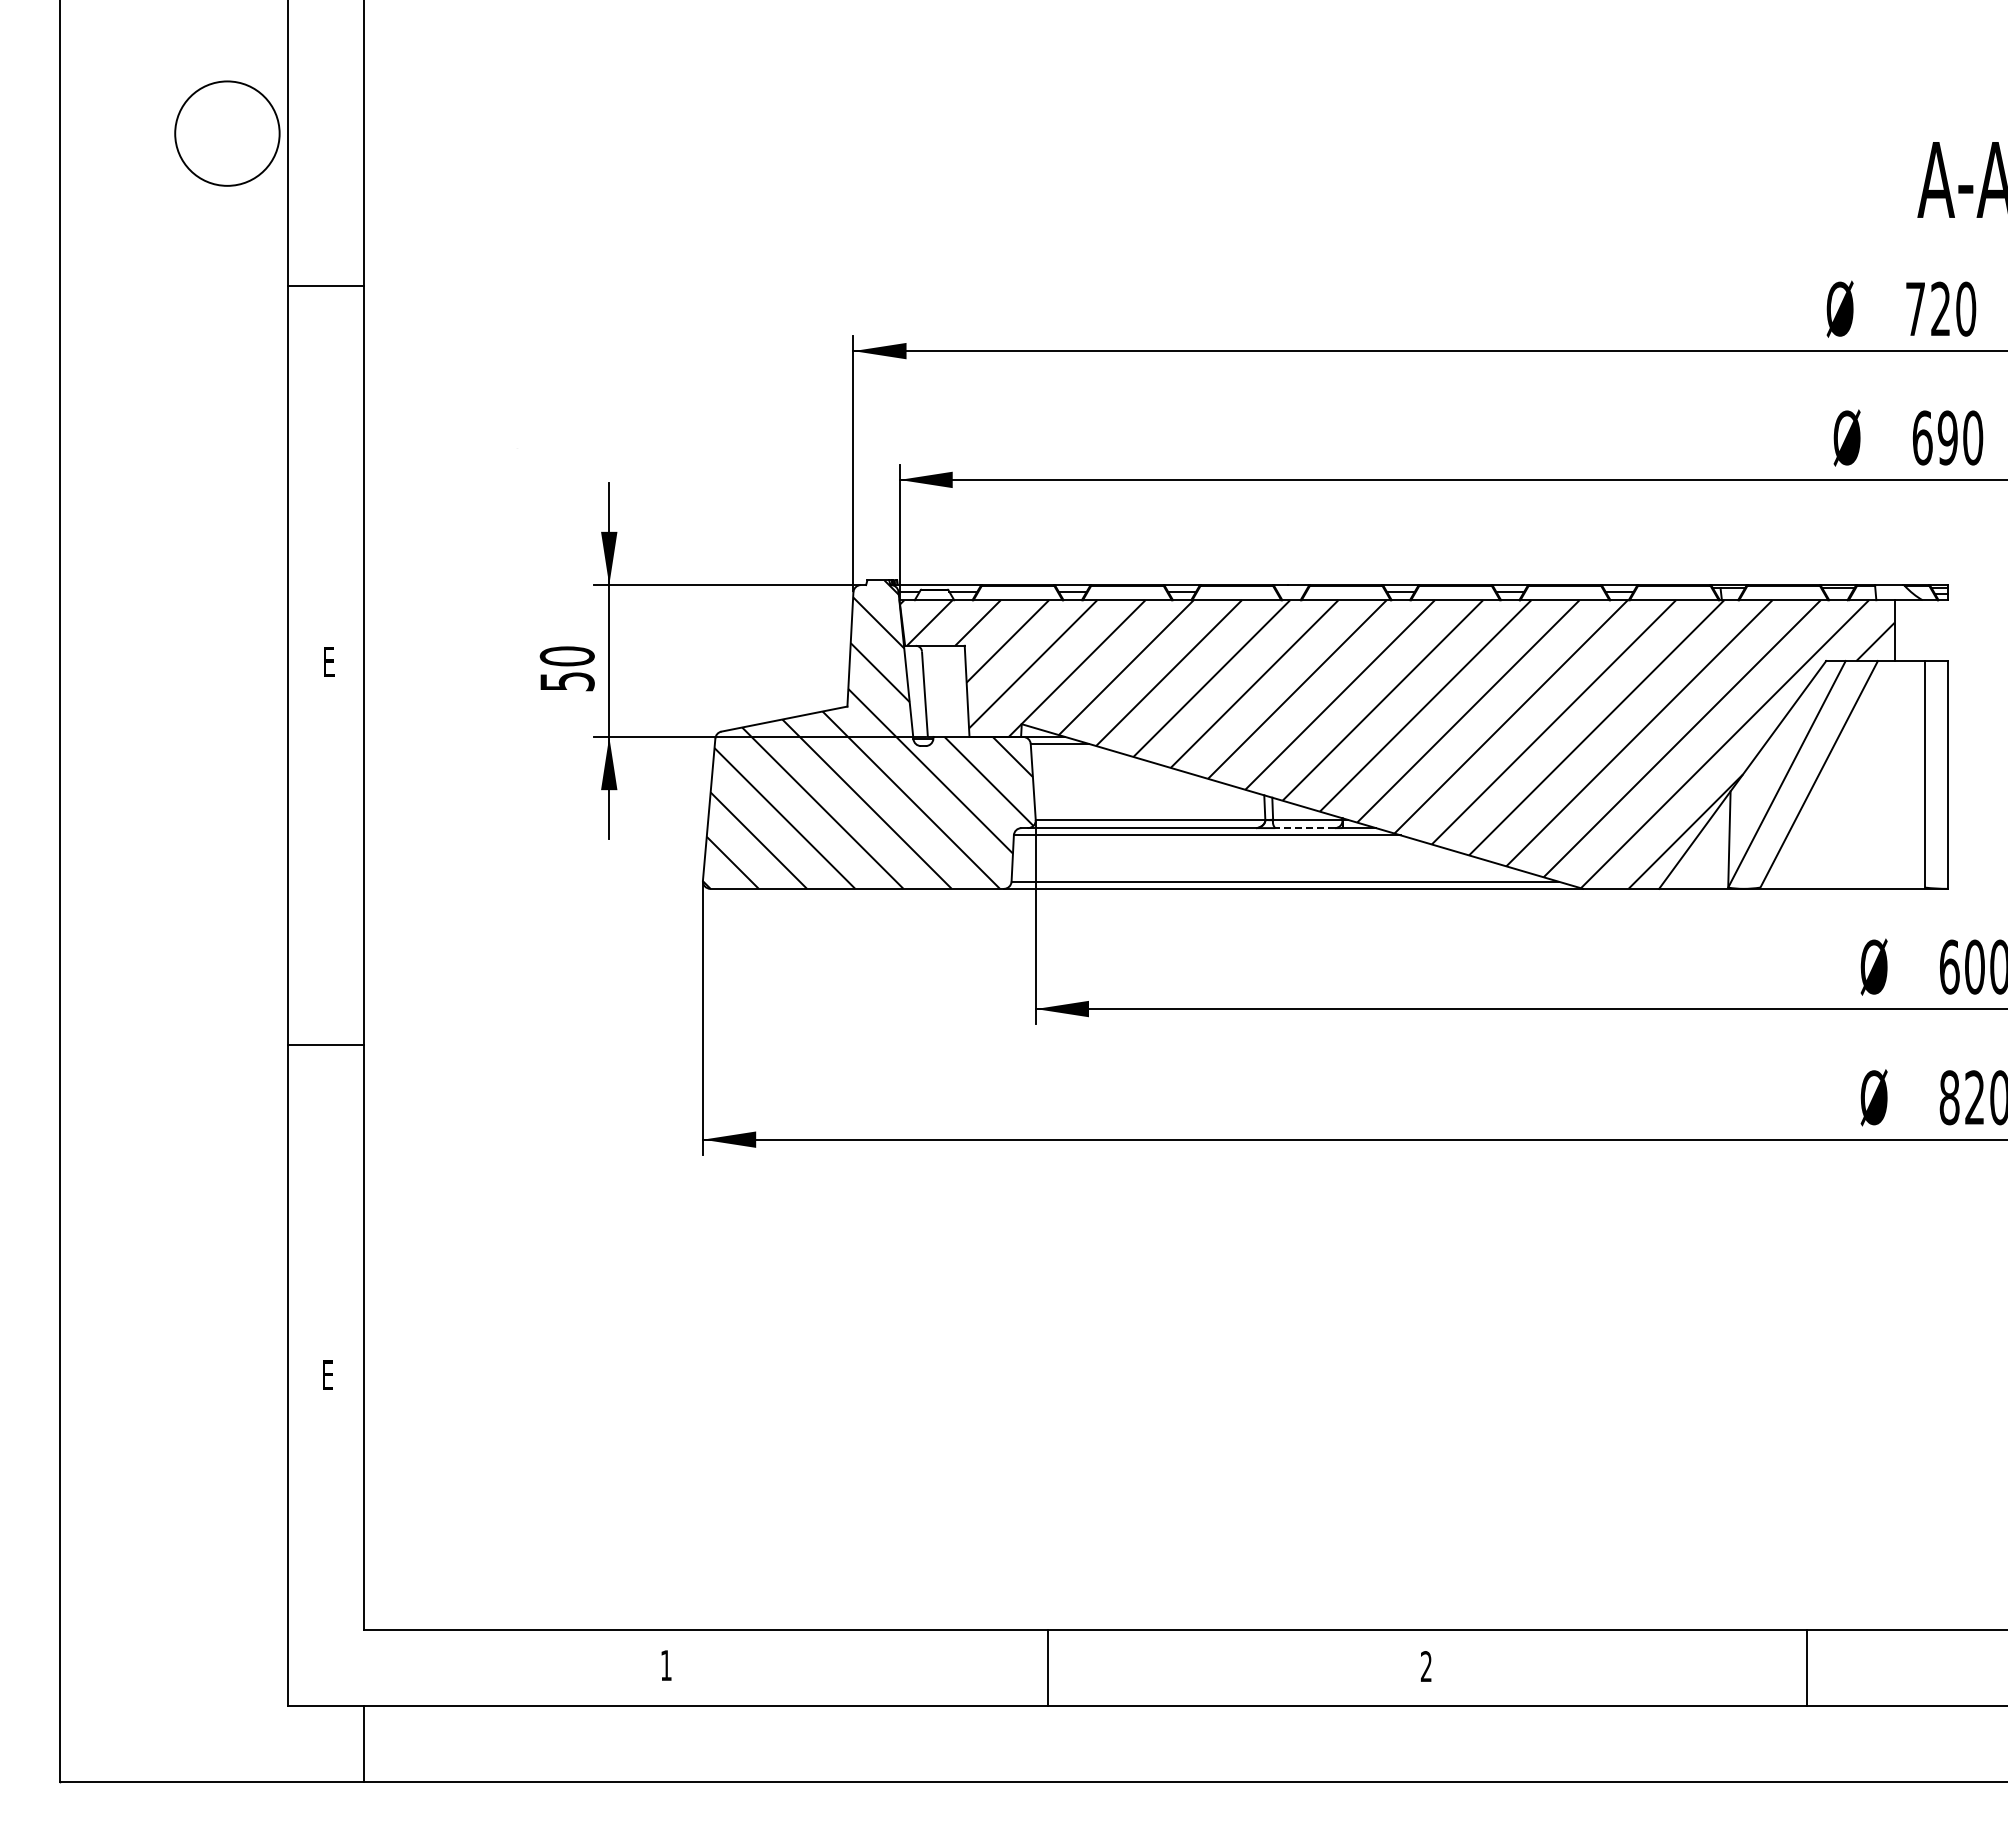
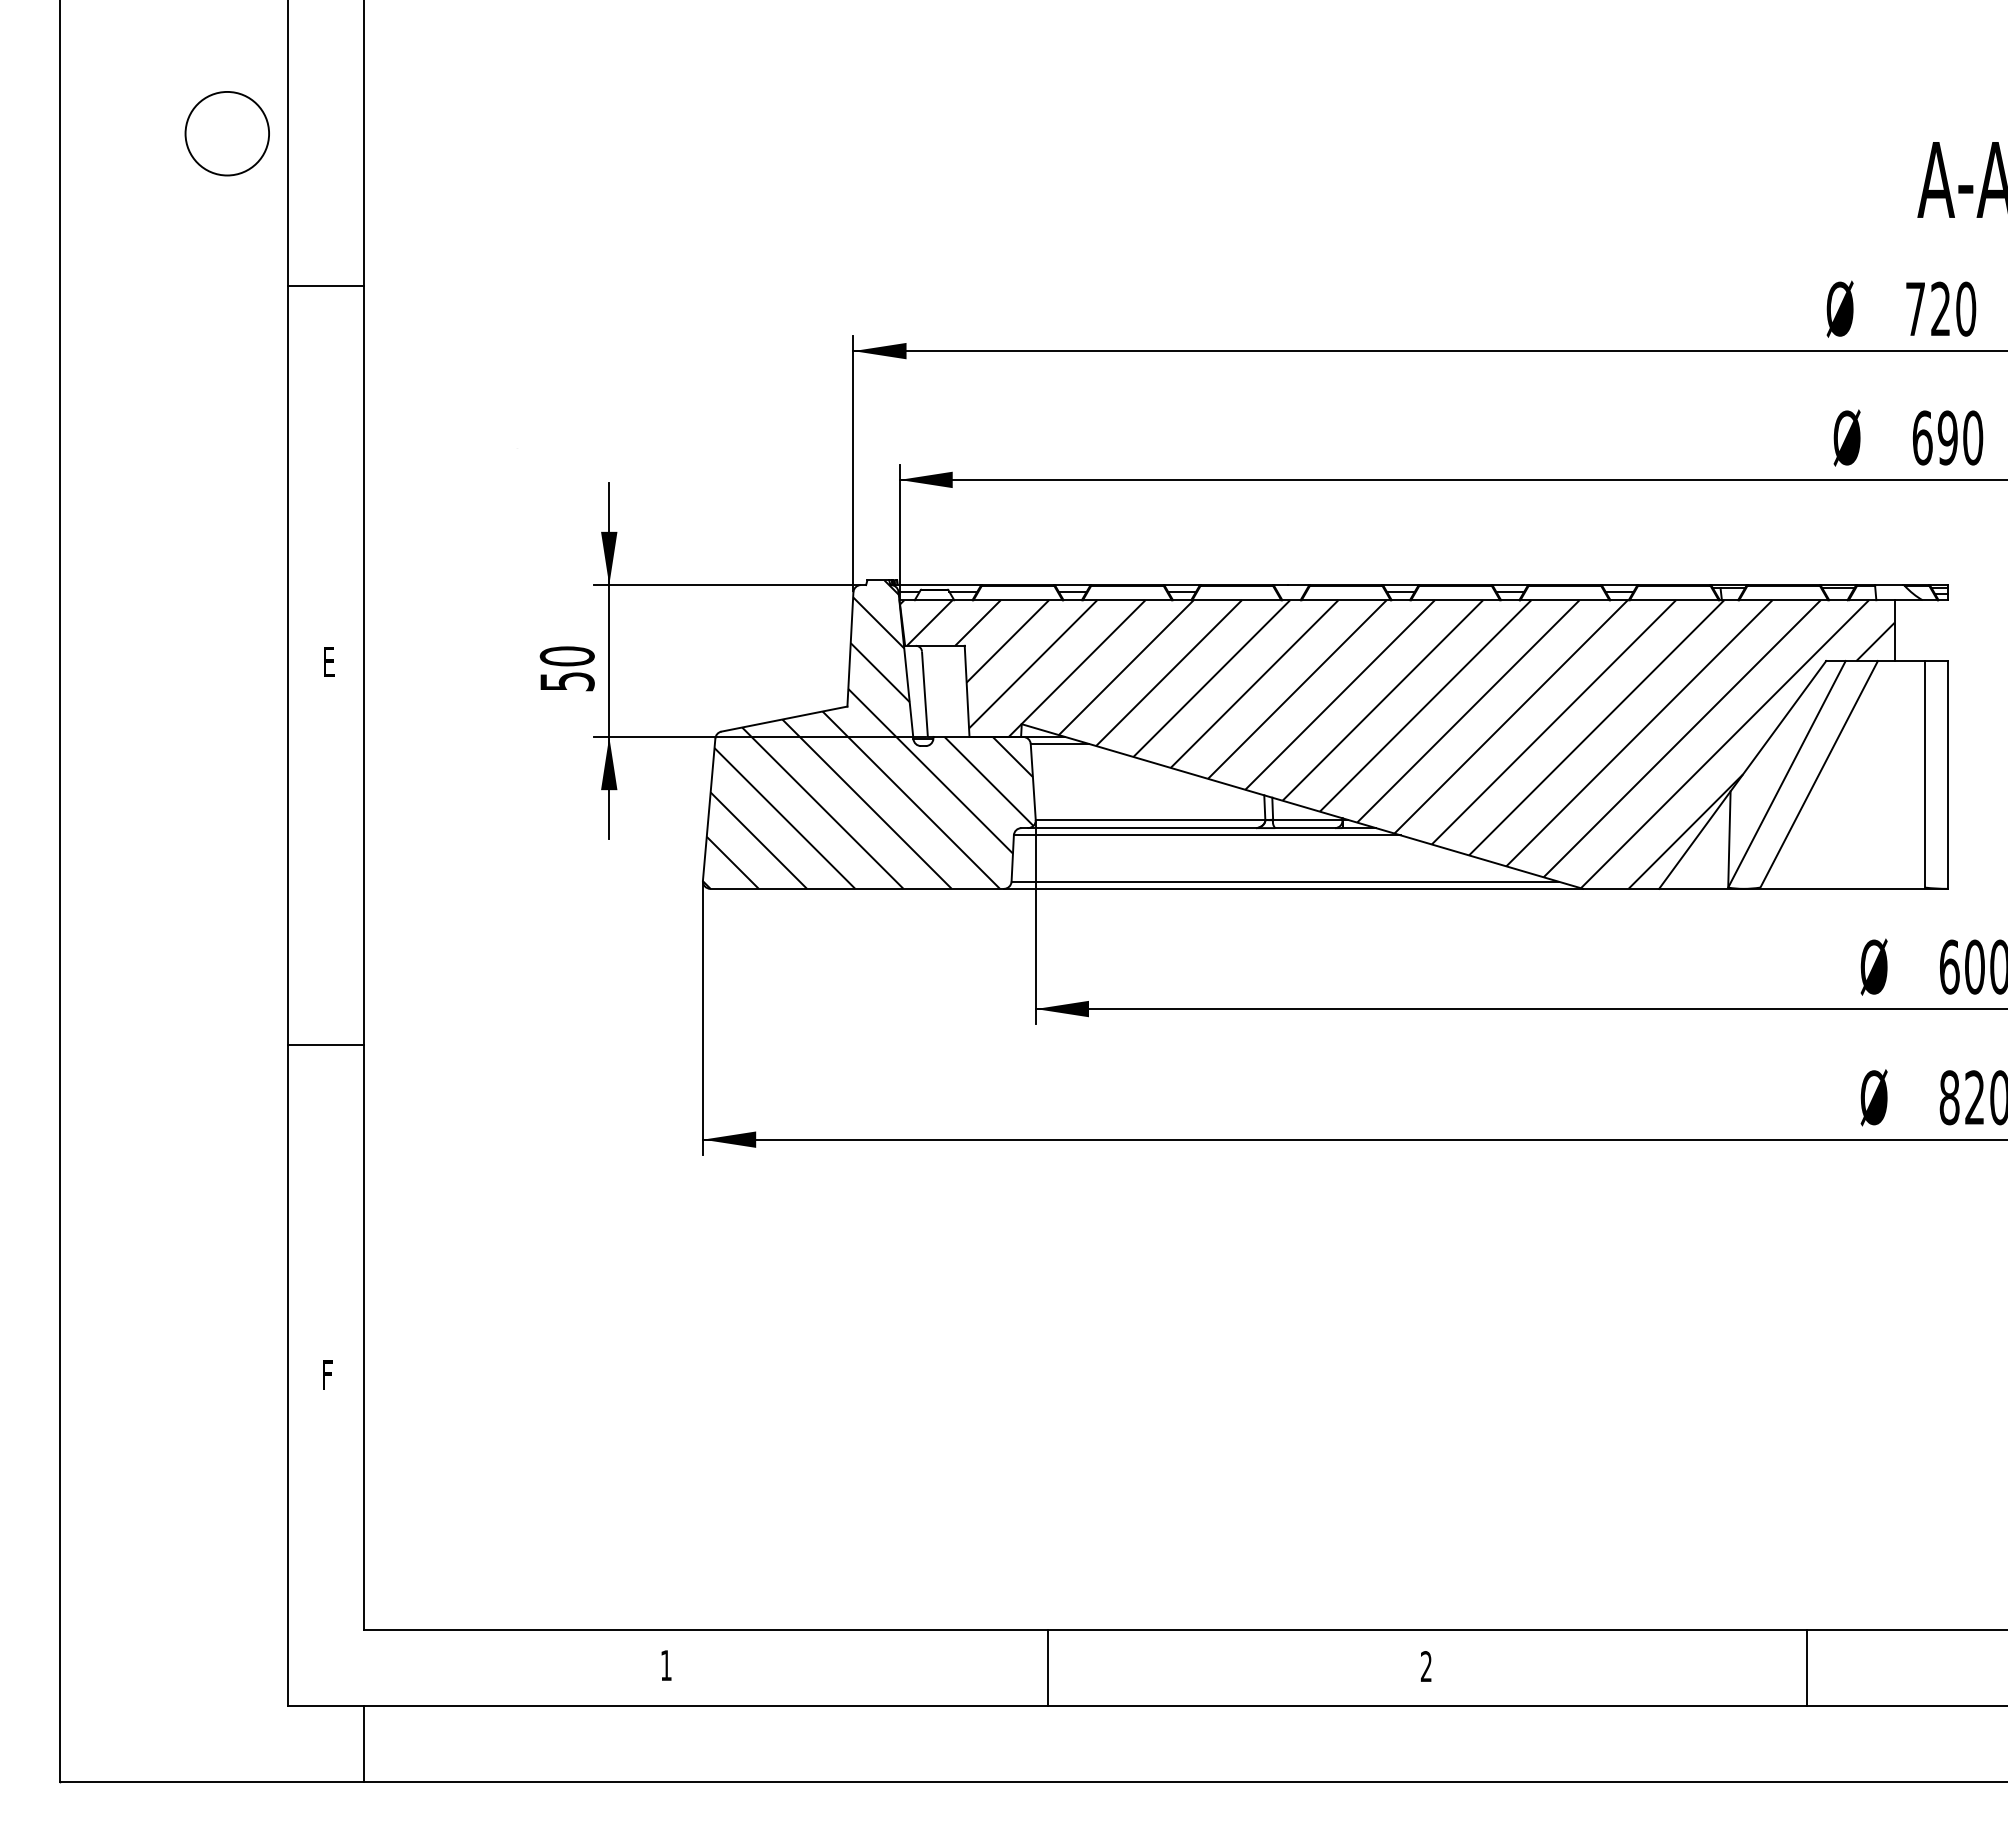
circle size: 107x107 px -> 86x86 px (226, 133)
line: dashed -> solid (1305, 828)
text: E -> F (328, 1380)
